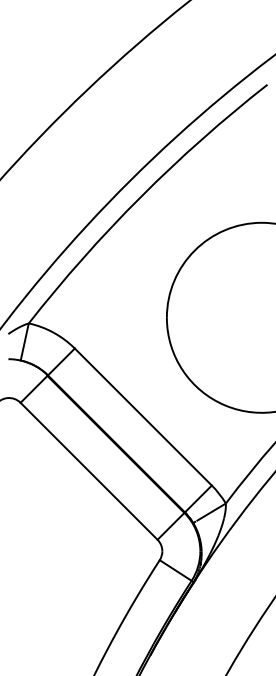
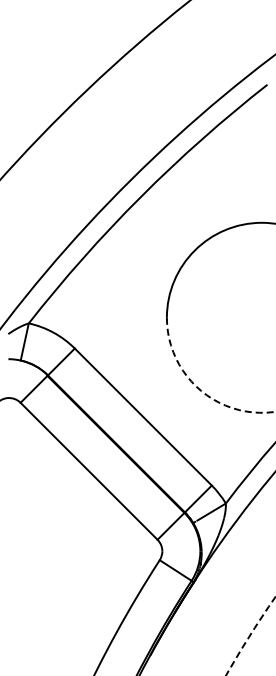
arc: solid -> dashed (201, 391)
arc: solid -> dashed (250, 635)
